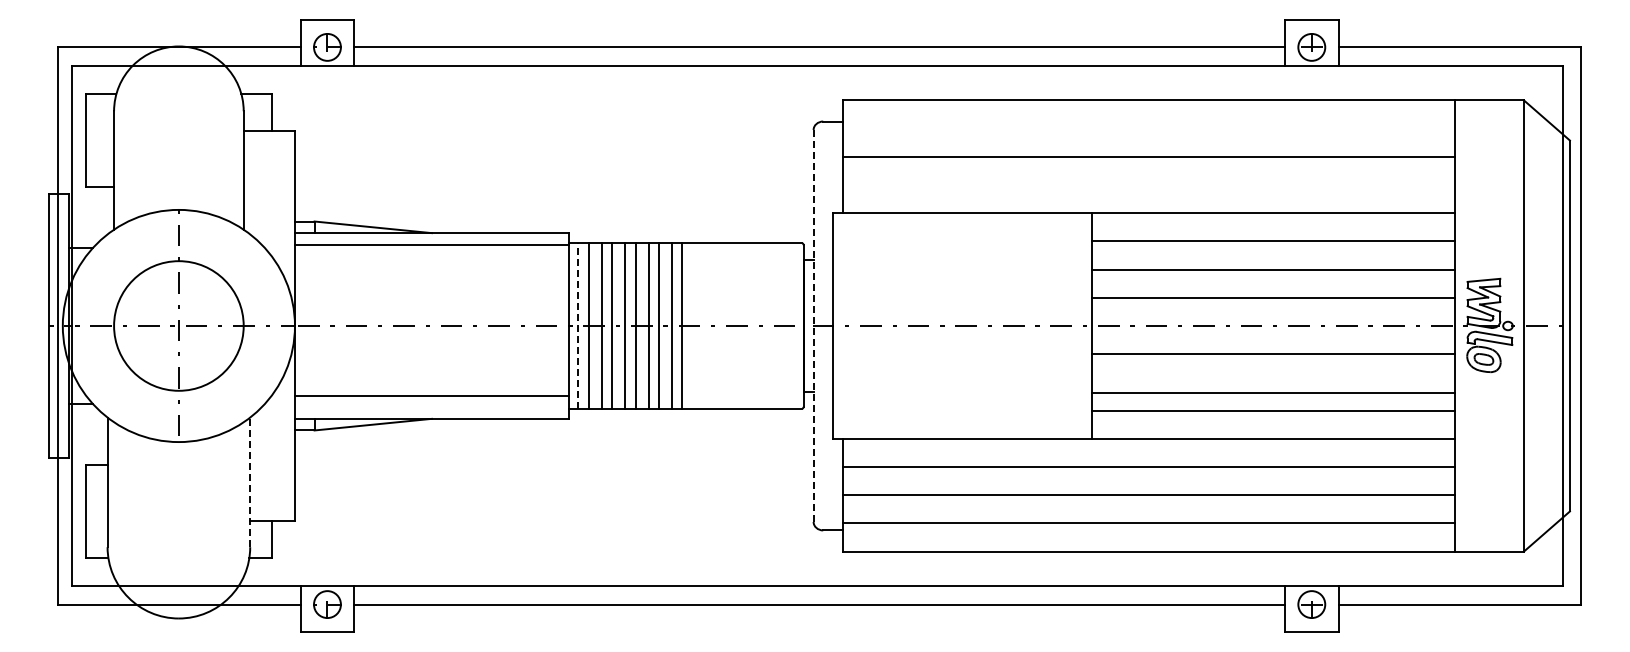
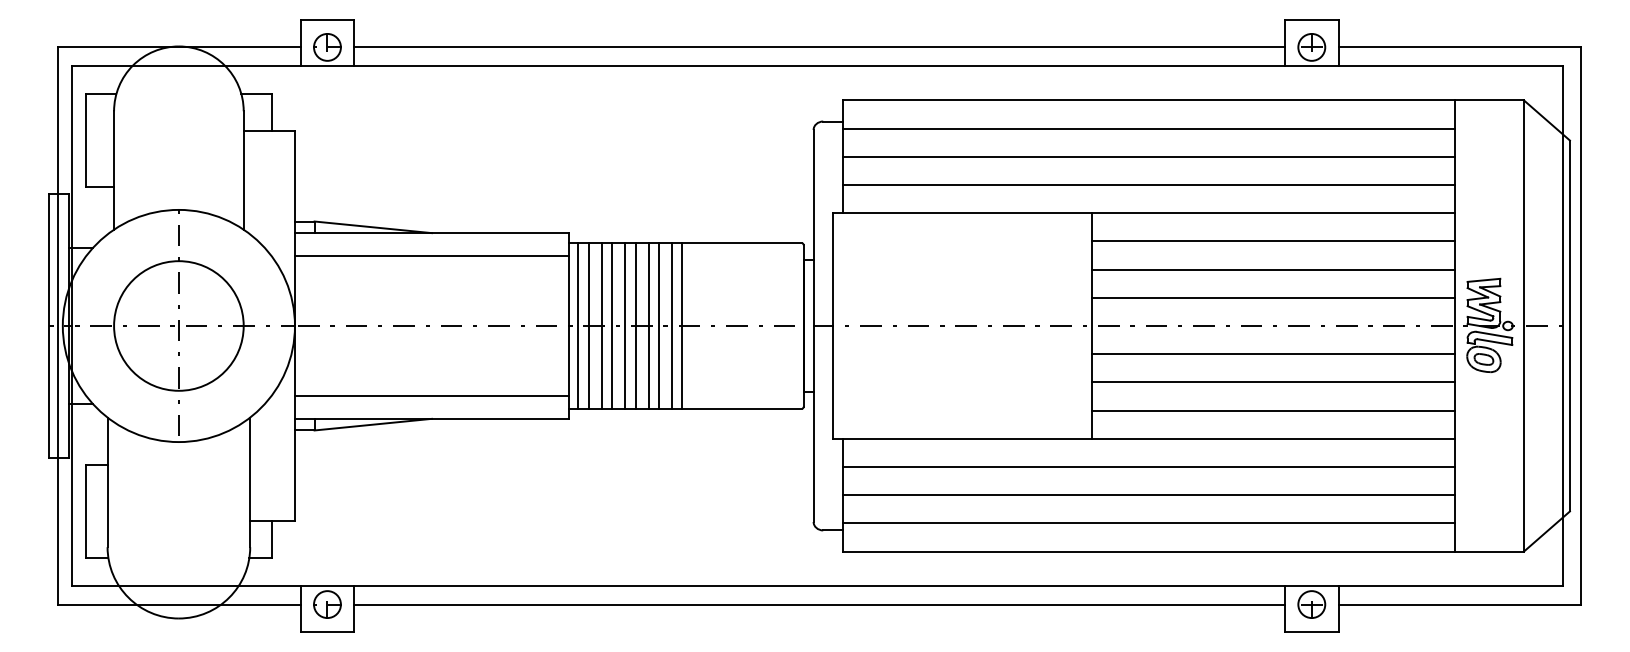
line: none -> present (1148, 128)
line: none -> present (1148, 184)
line position: (431, 245) -> (431, 256) (431, 256)
line: dashed -> solid (578, 326)
line: dashed -> solid (813, 326)
line position: (1272, 393) -> (1272, 382) (1272, 382)
line: dashed -> solid (250, 482)
